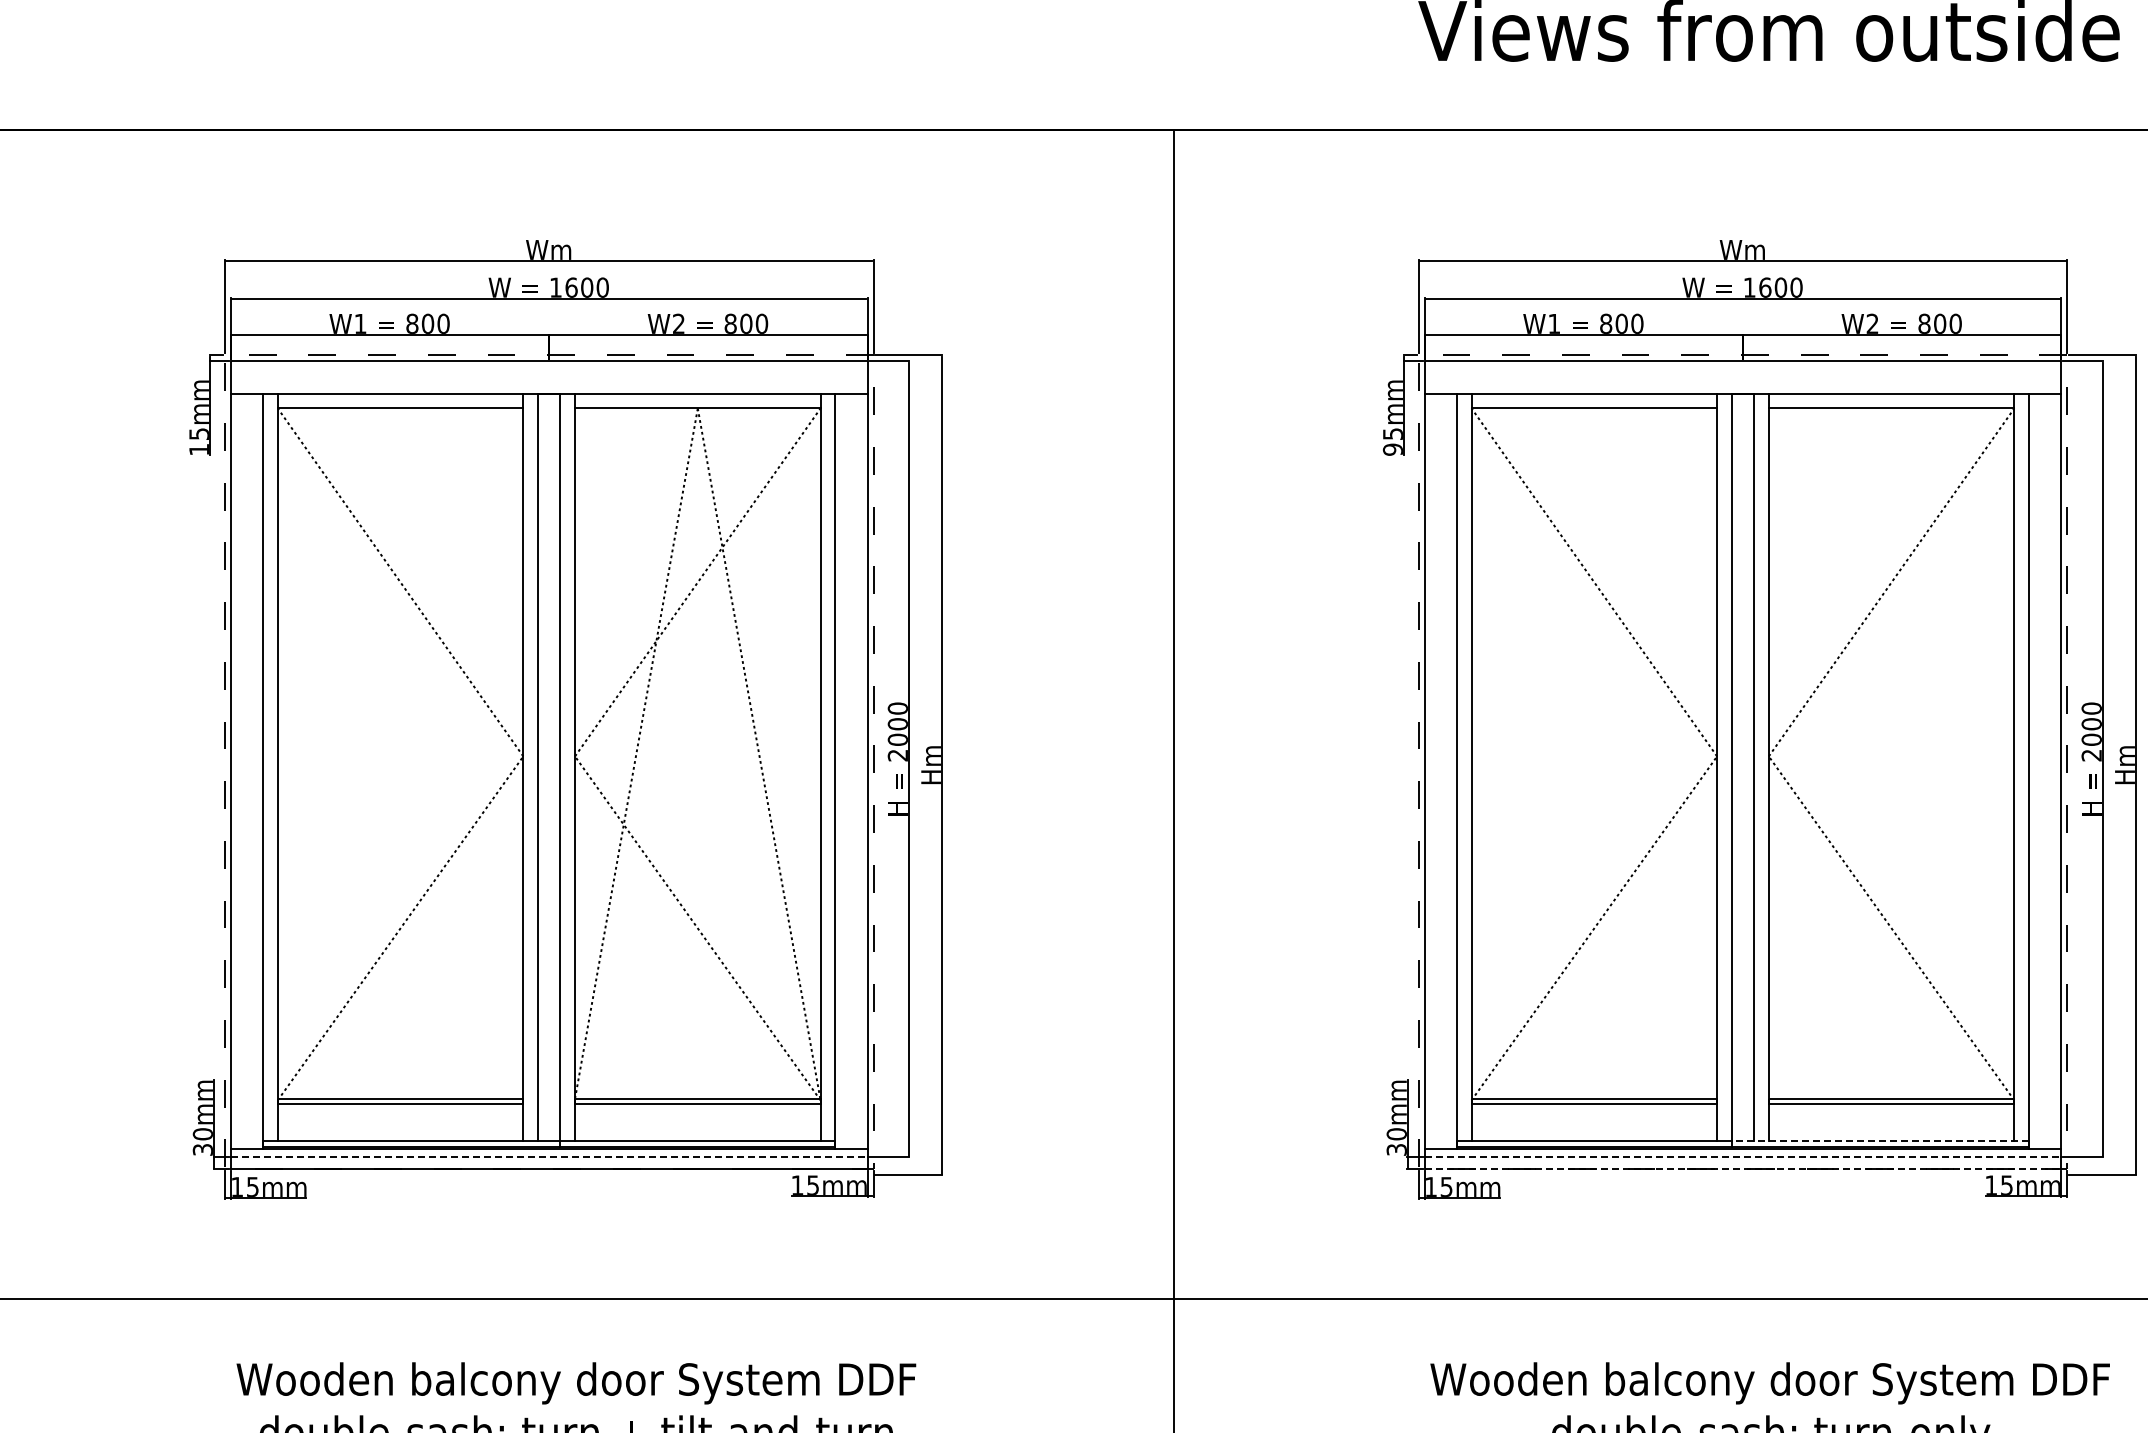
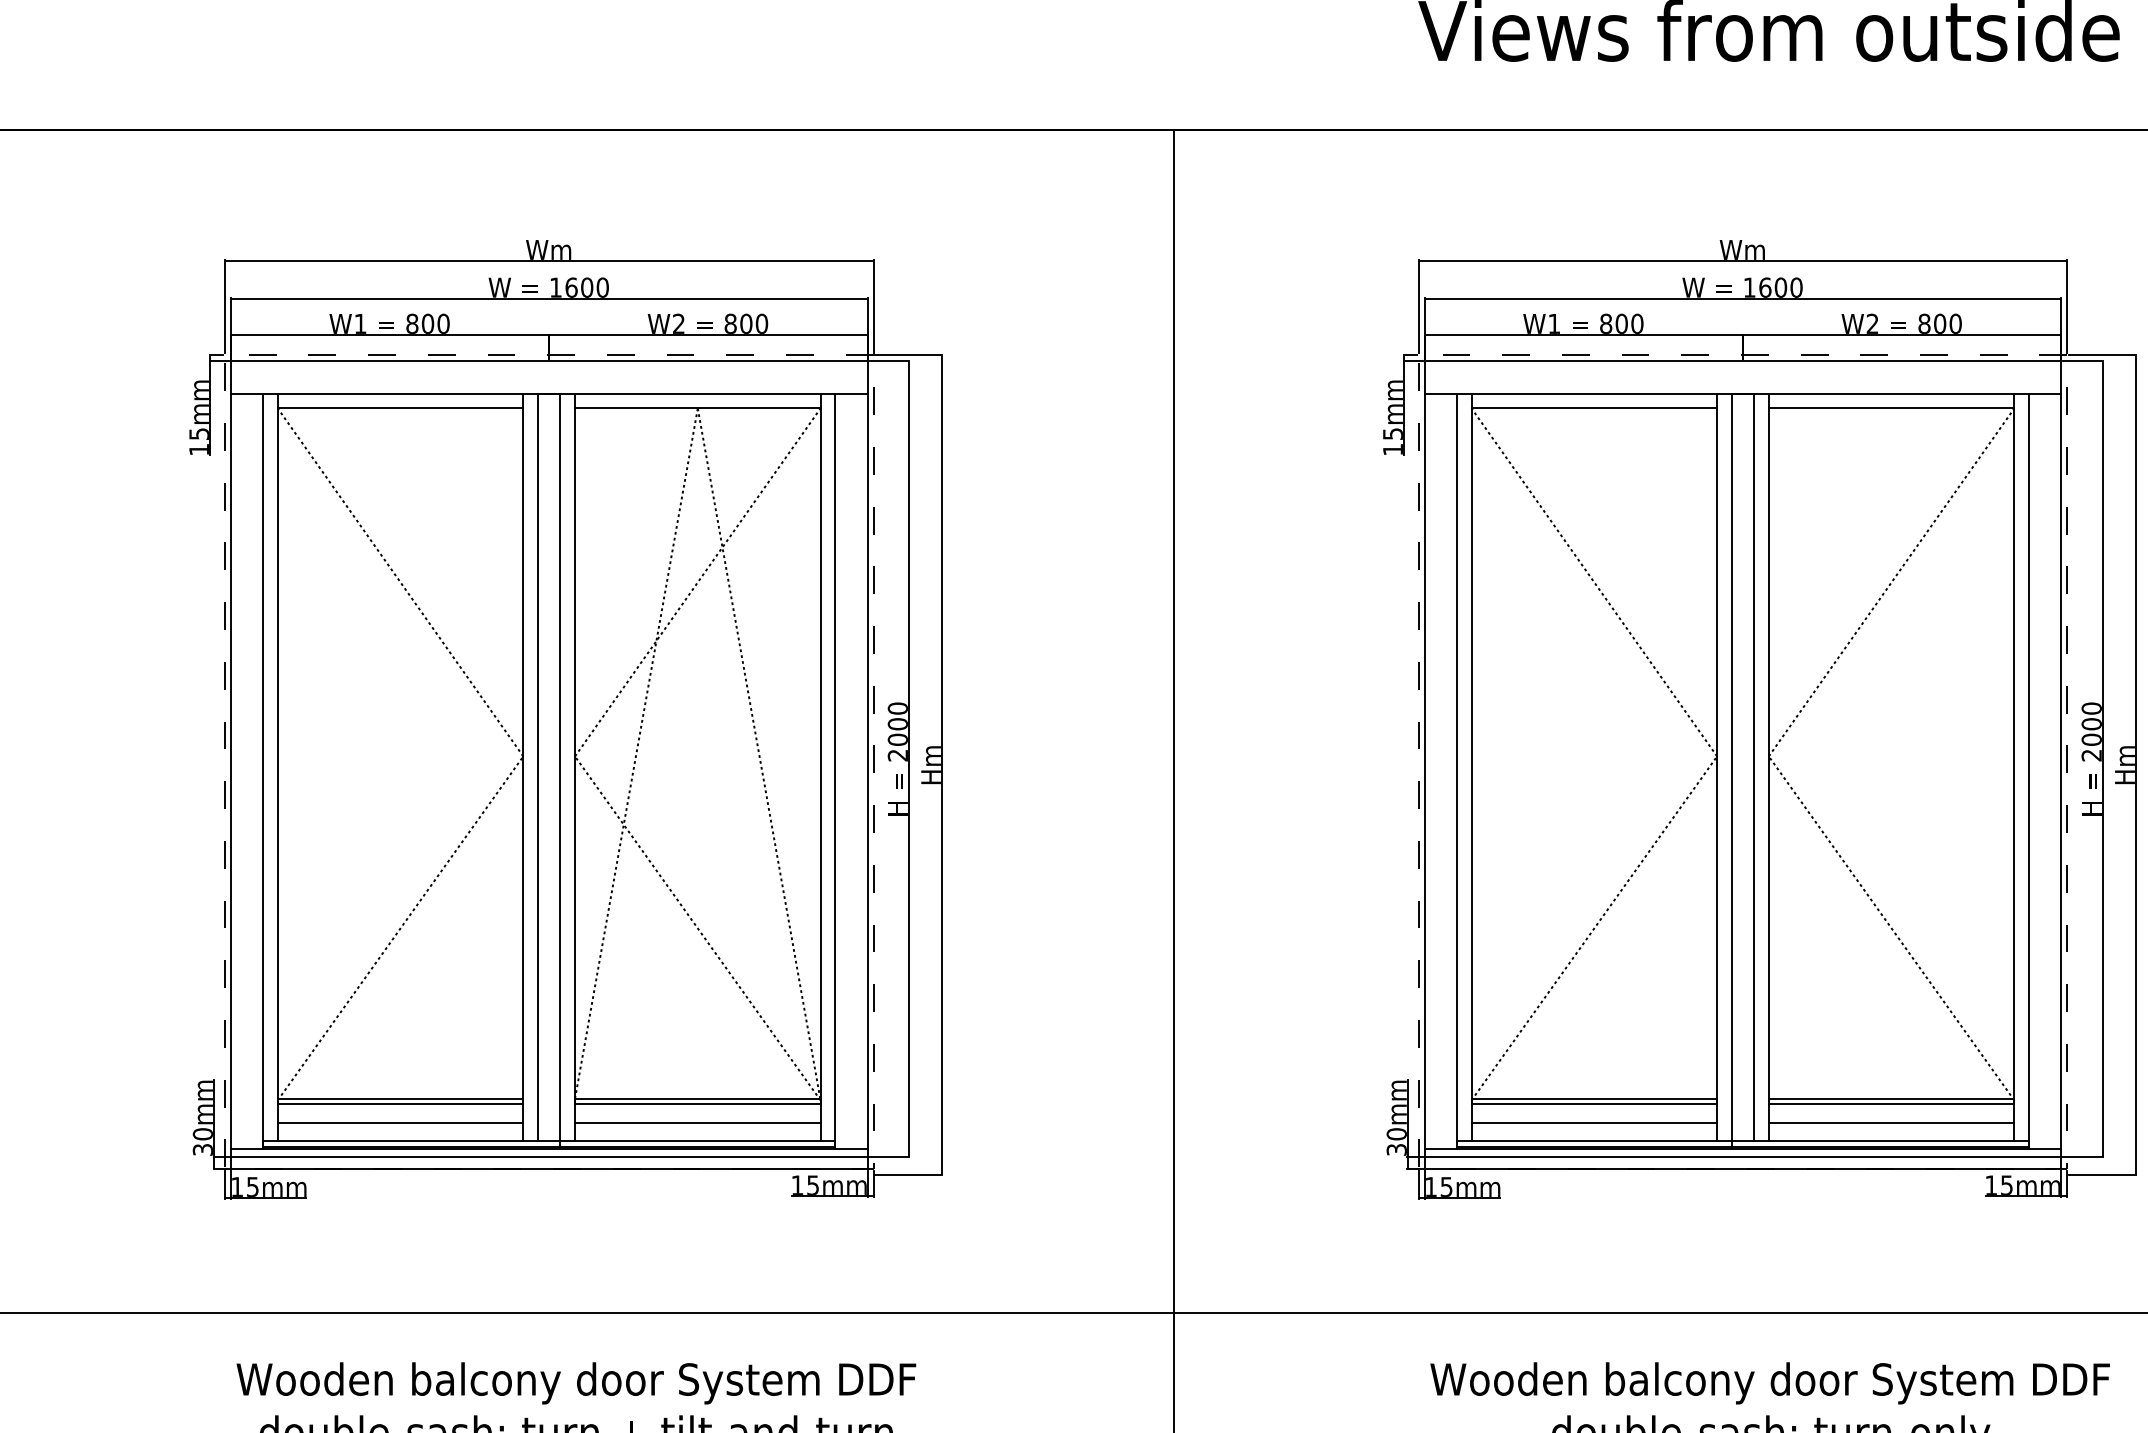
text: 95mm -> 15mm (1392, 449)
line: none -> present (400, 1122)
line: none -> present (697, 1122)
line: none -> present (1594, 1122)
line: none -> present (1891, 1122)
line: dashed -> solid (1880, 1140)
line: dashed -> solid (549, 1157)
line: dashed -> solid (1743, 1157)
line: dashed -> solid (1743, 1169)
line position: (1073, 1299) -> (1073, 1313) (1073, 1313)
